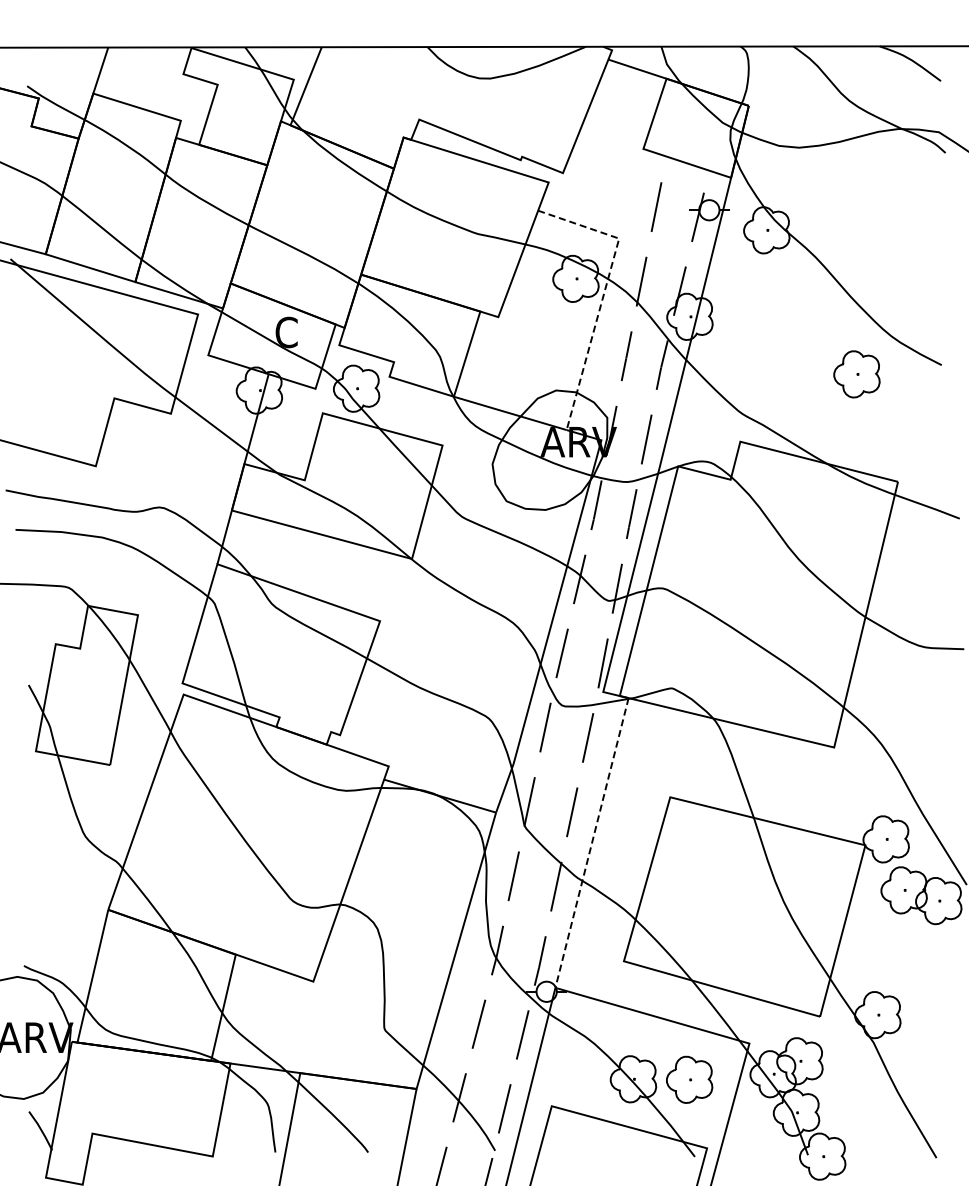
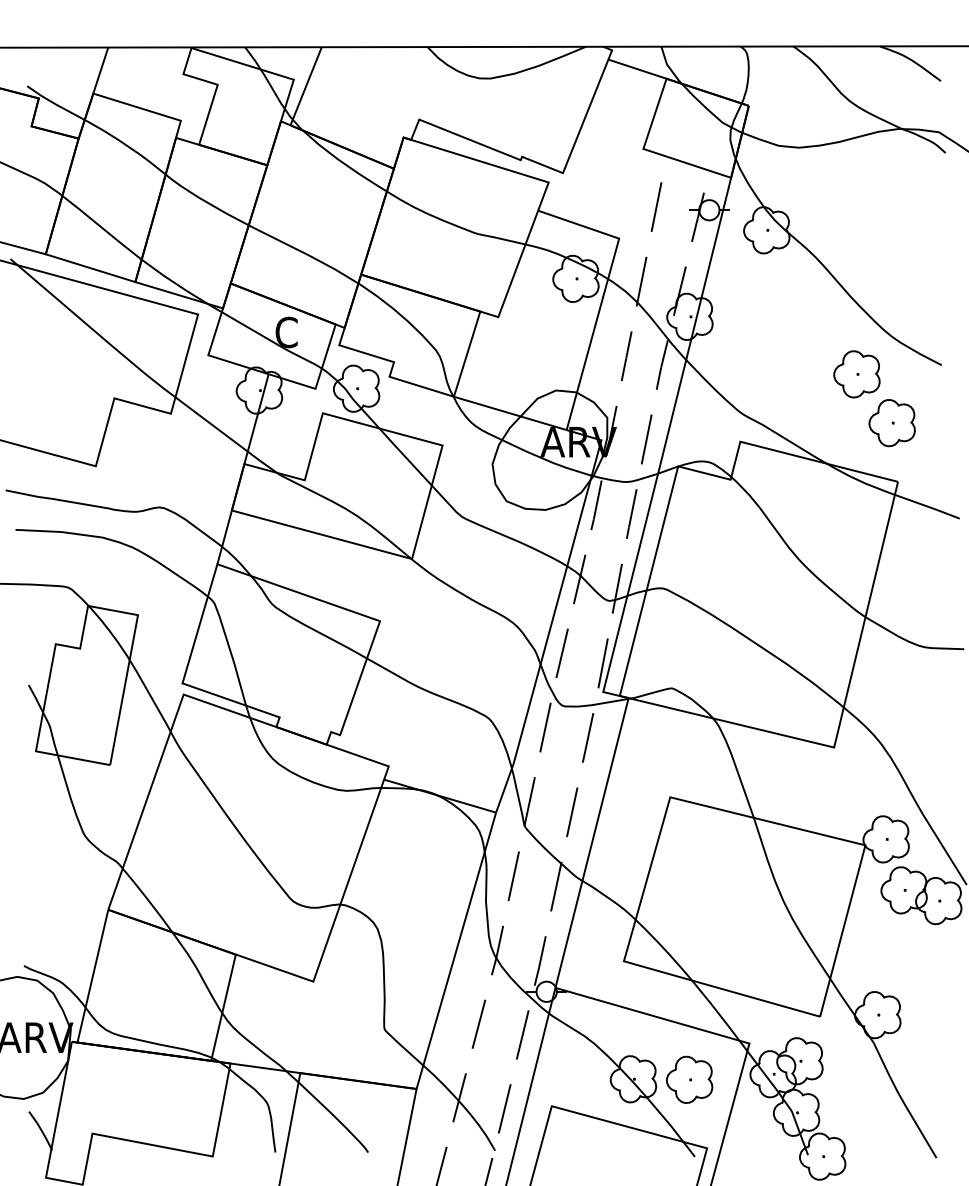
line: dashed -> solid (604, 292)
part: none -> present (891, 423)
line: dashed -> solid (591, 843)
